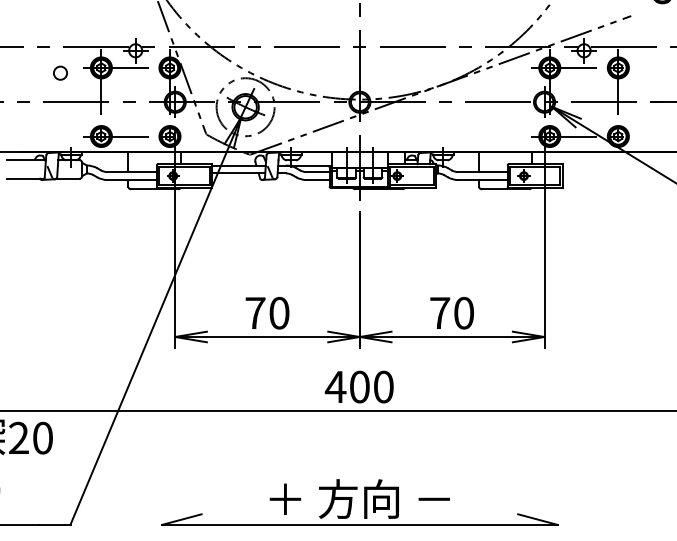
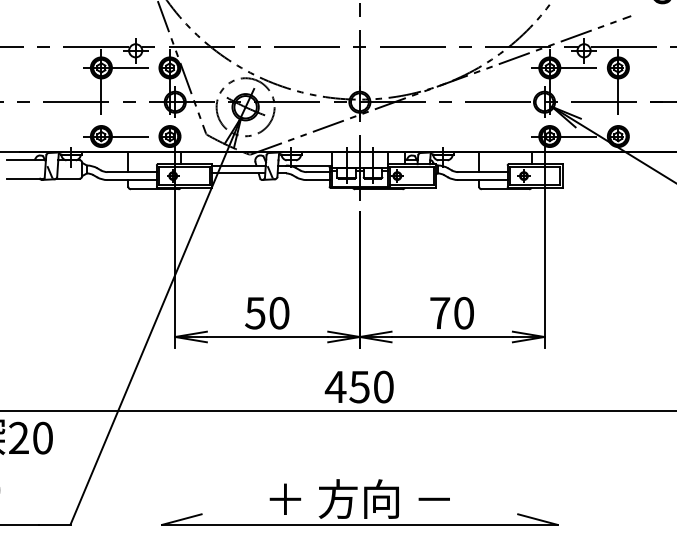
circle: present -> none (60, 72)
text: 70 -> 50 (255, 313)
text: 400 -> 450 (359, 386)
